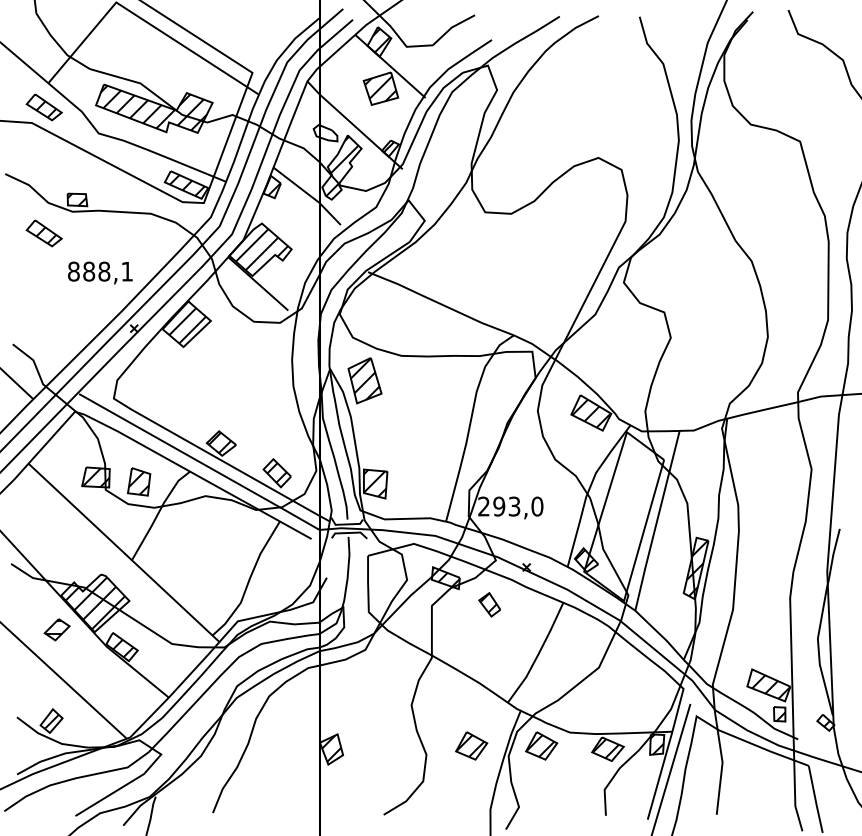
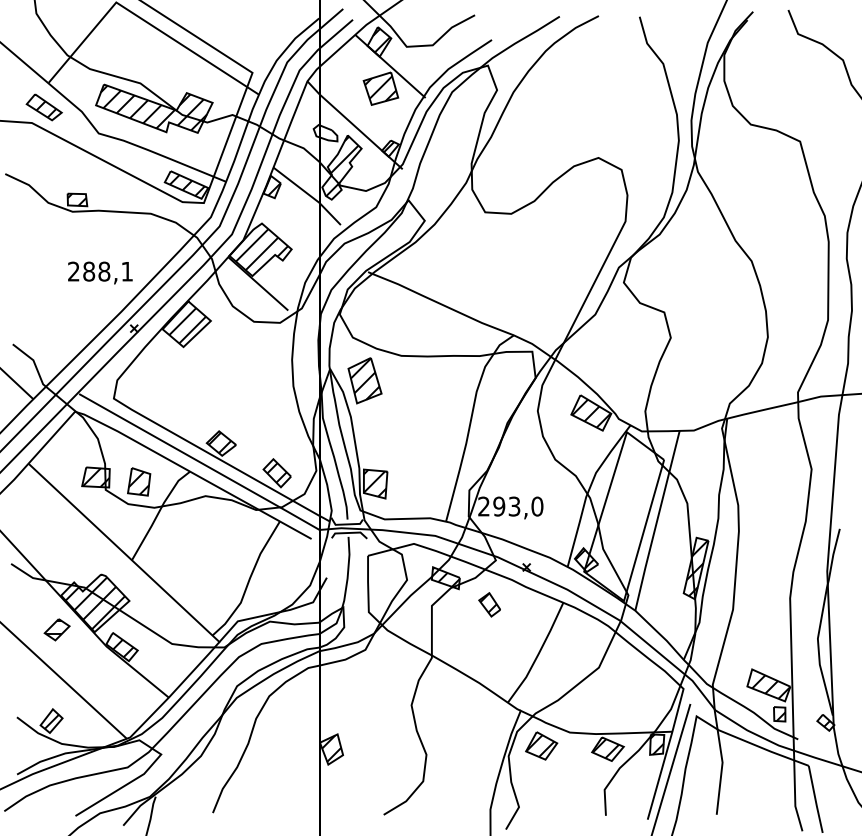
part: present -> none (43, 233)
text: 888,1 -> 288,1 (73, 271)
part: present -> none (471, 745)
